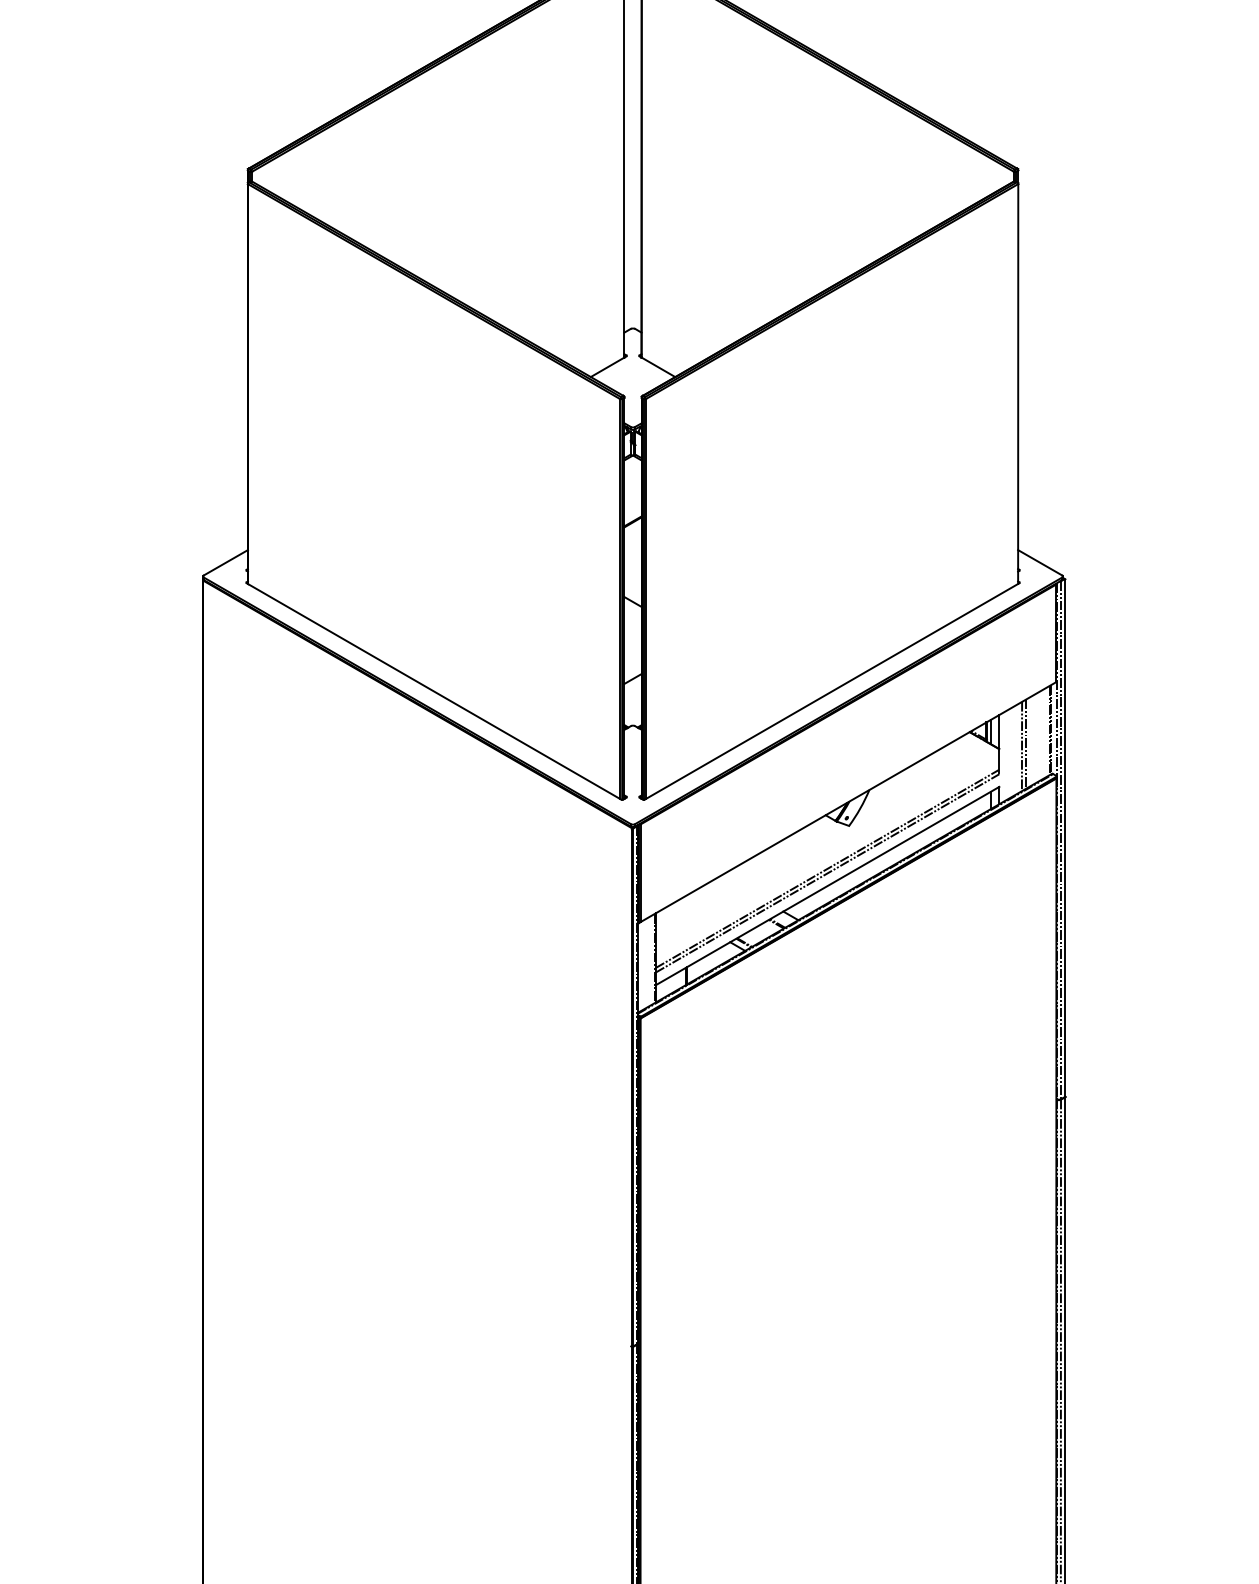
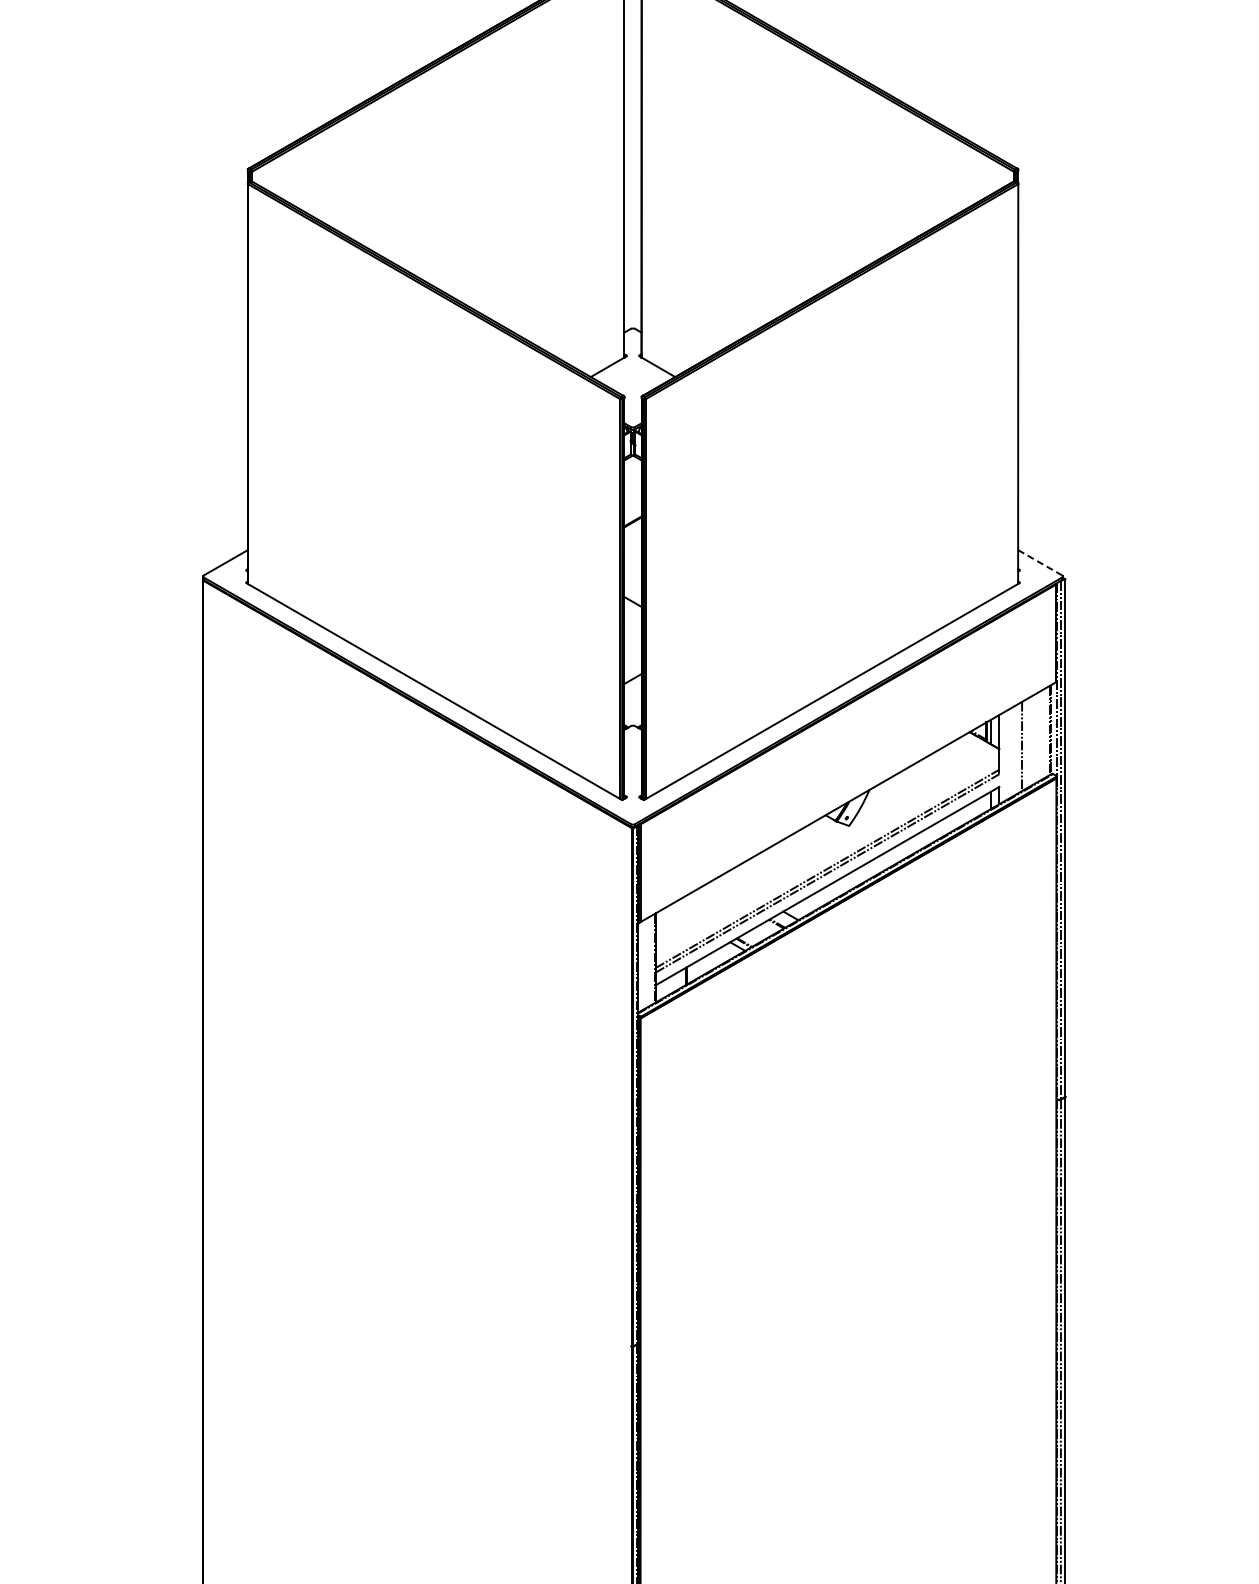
line: solid -> dashed (1040, 562)
line: present -> none (1025, 743)
